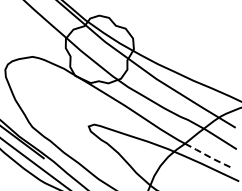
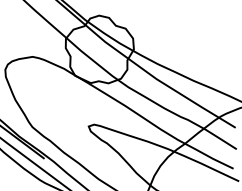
line: dashed -> solid (208, 156)
